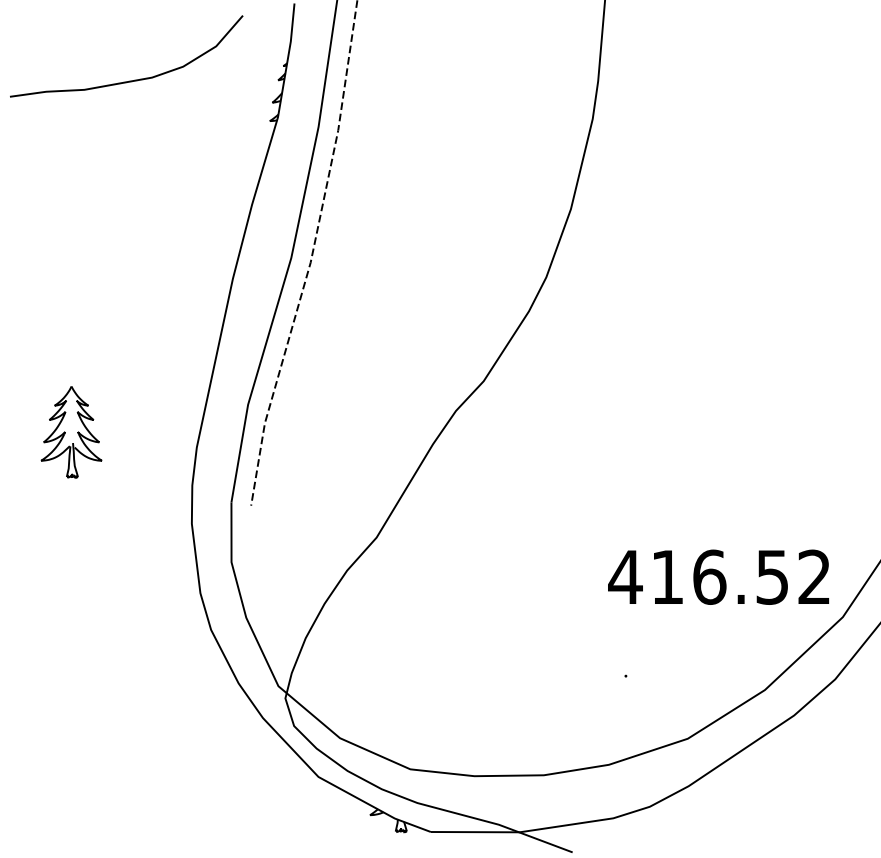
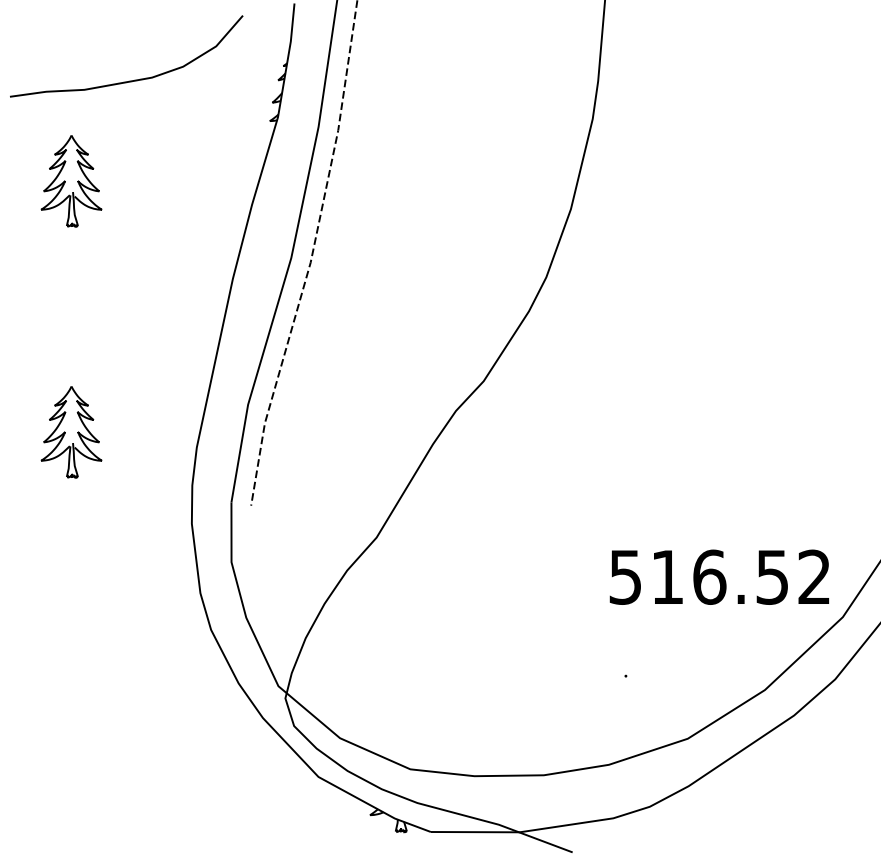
part: none -> present (71, 181)
text: 416.52 -> 516.52 (625, 577)
